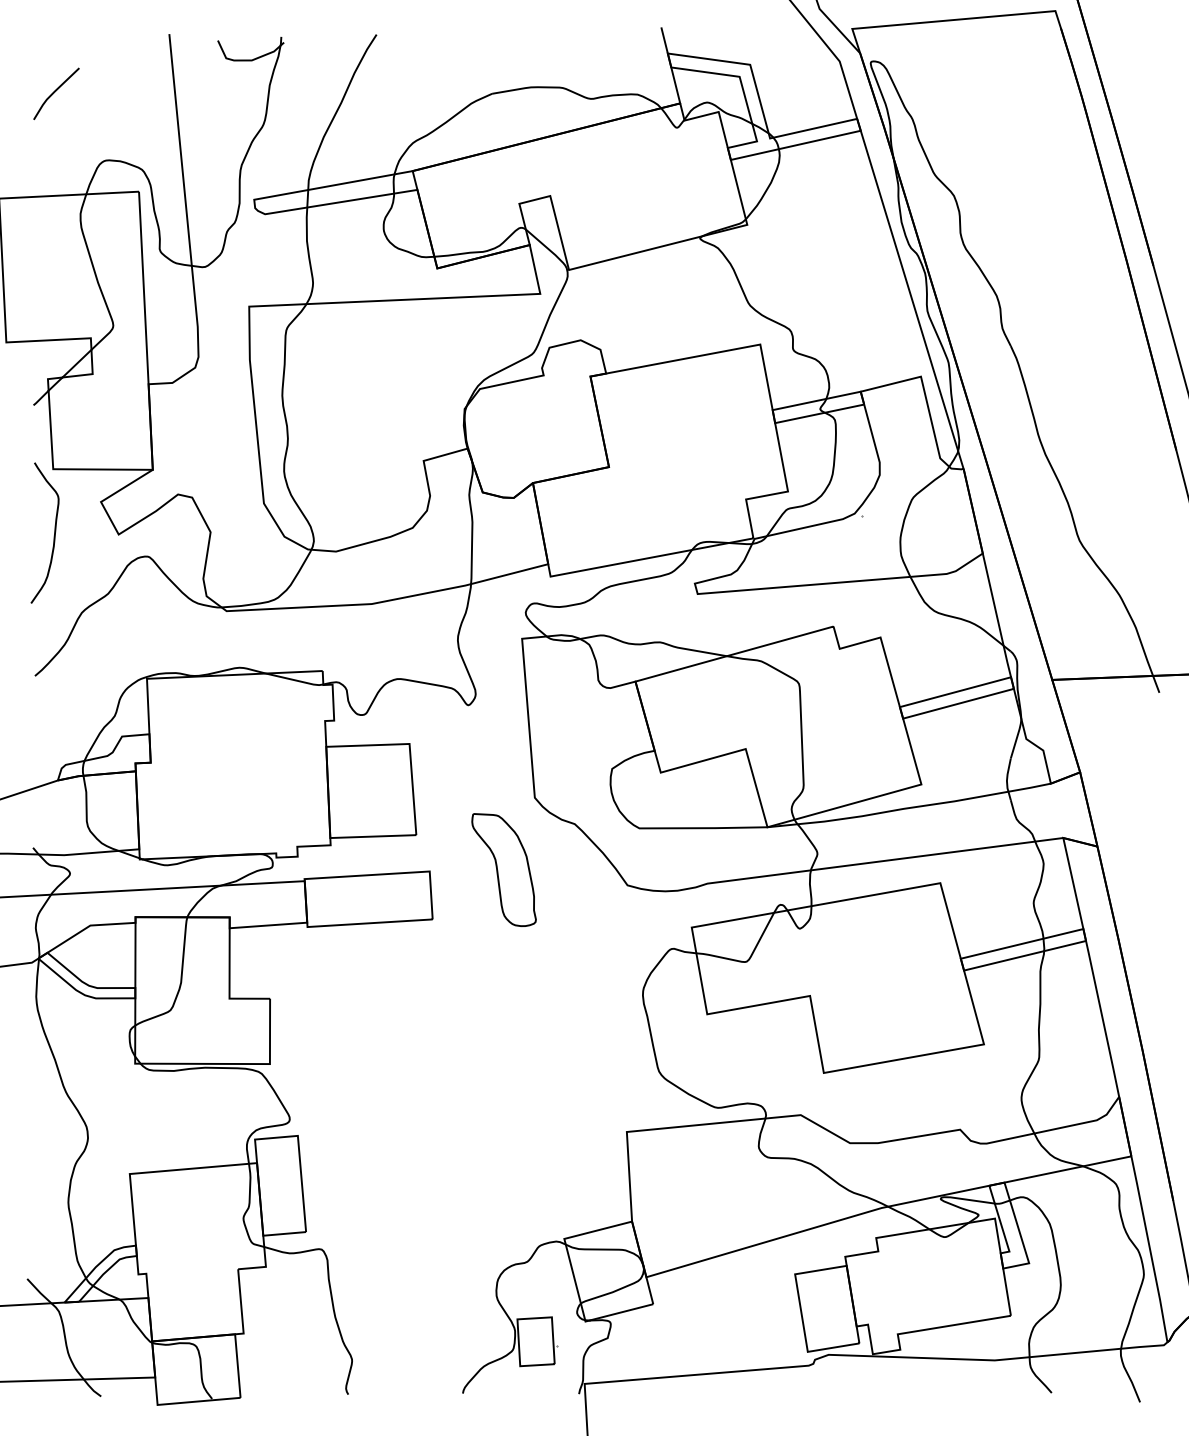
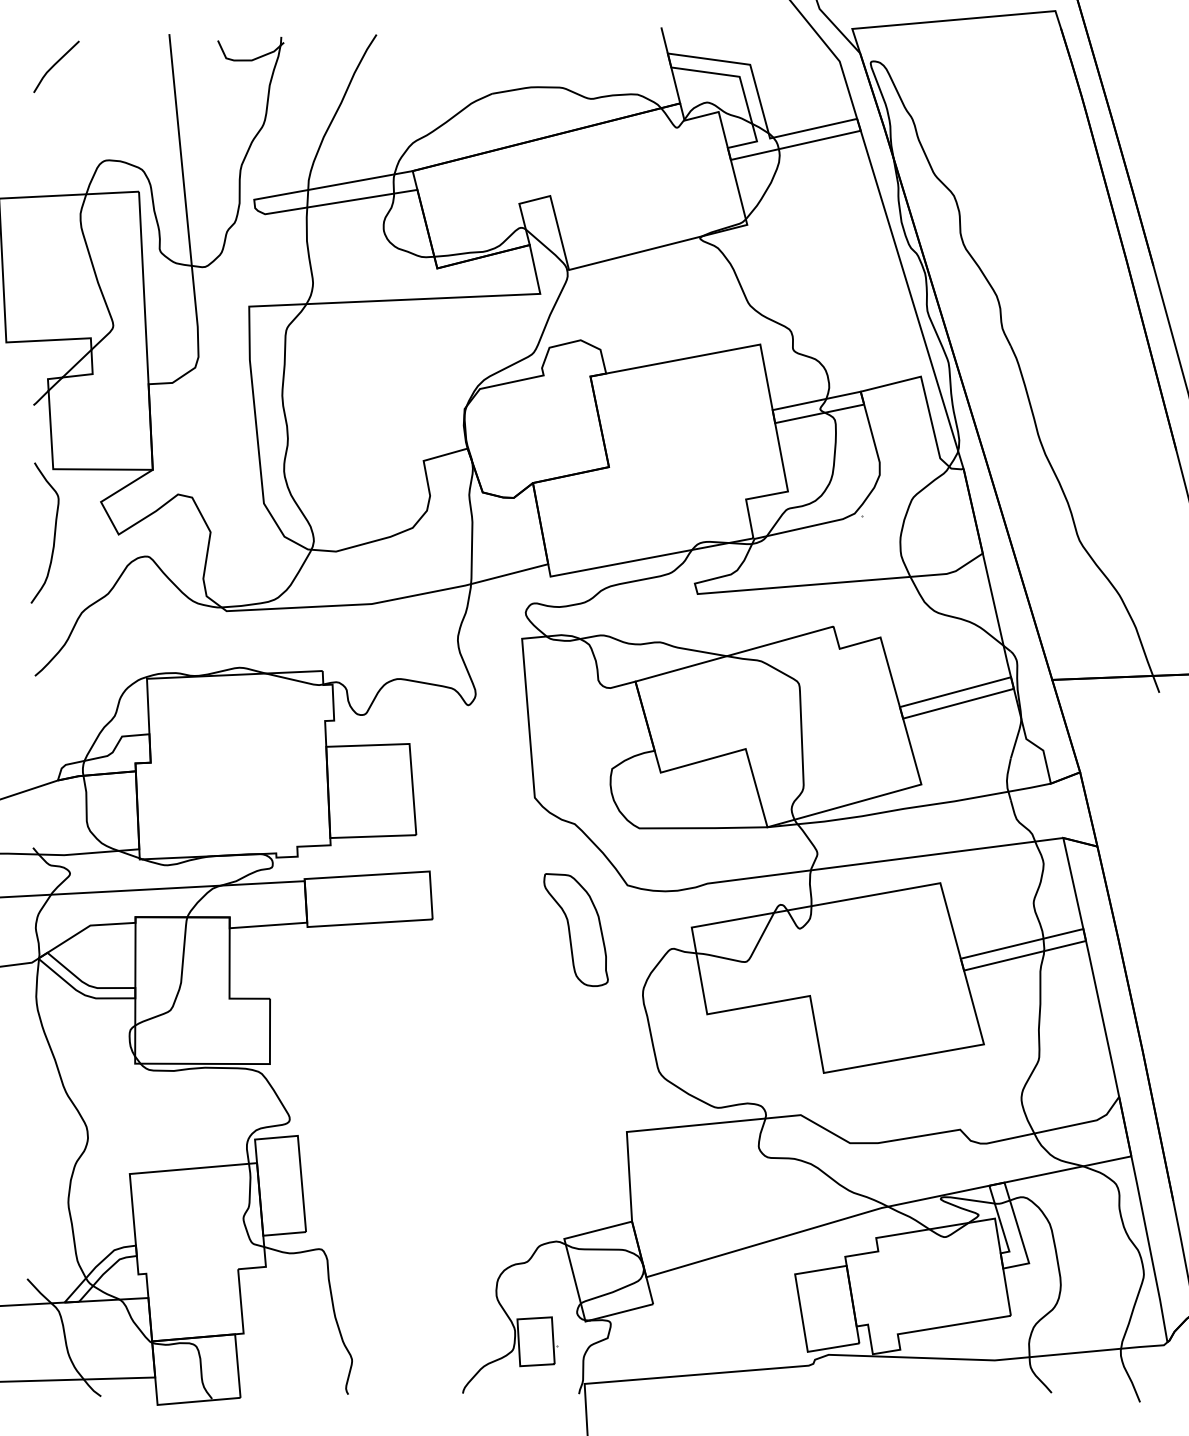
line position: (55, 92) -> (55, 65) (55, 65)
part position: (503, 869) -> (575, 929) (575, 929)
